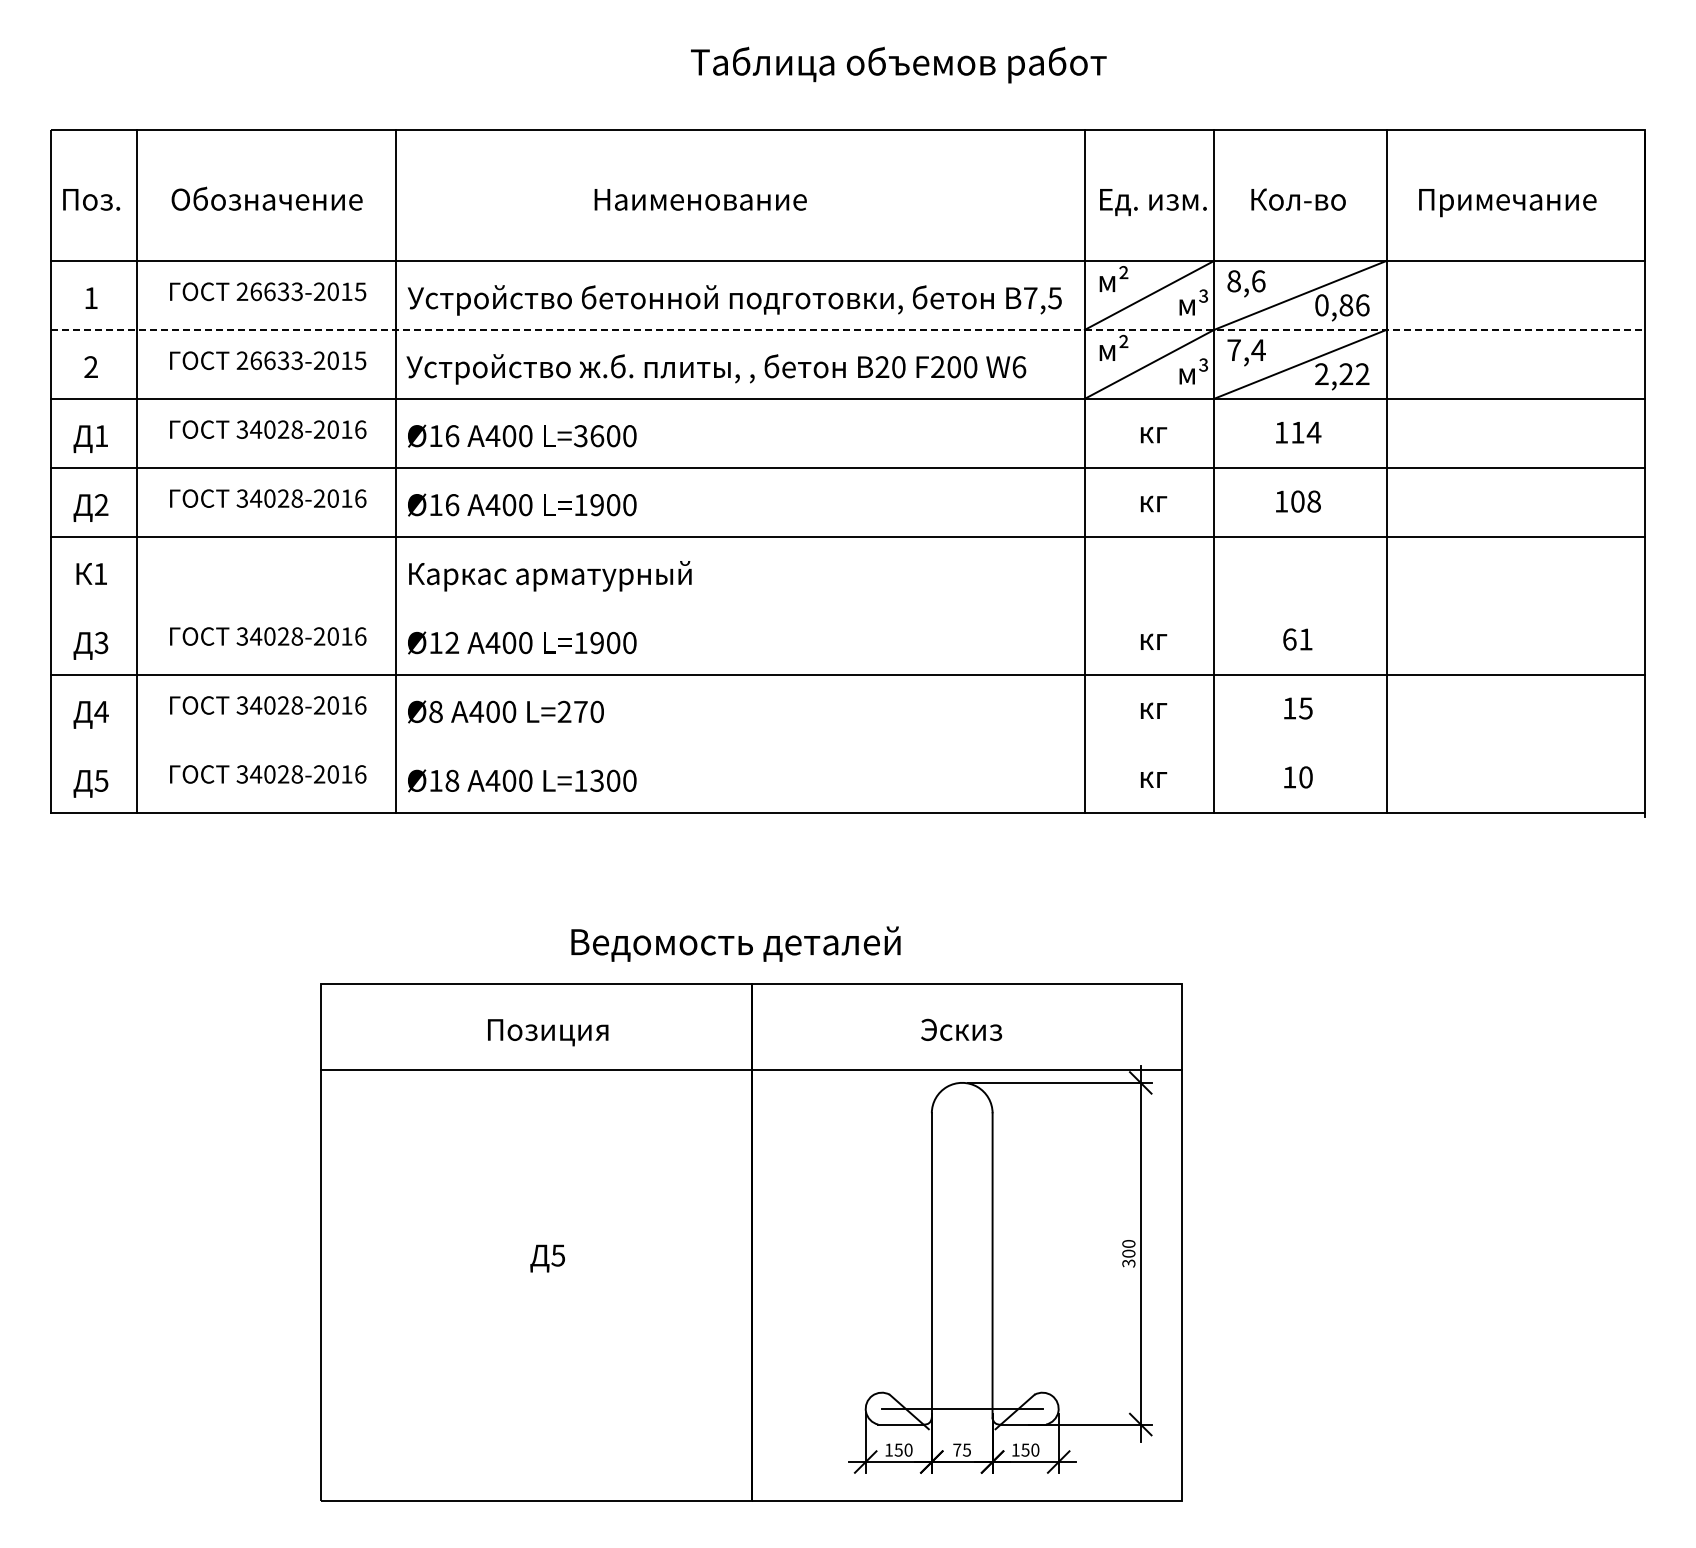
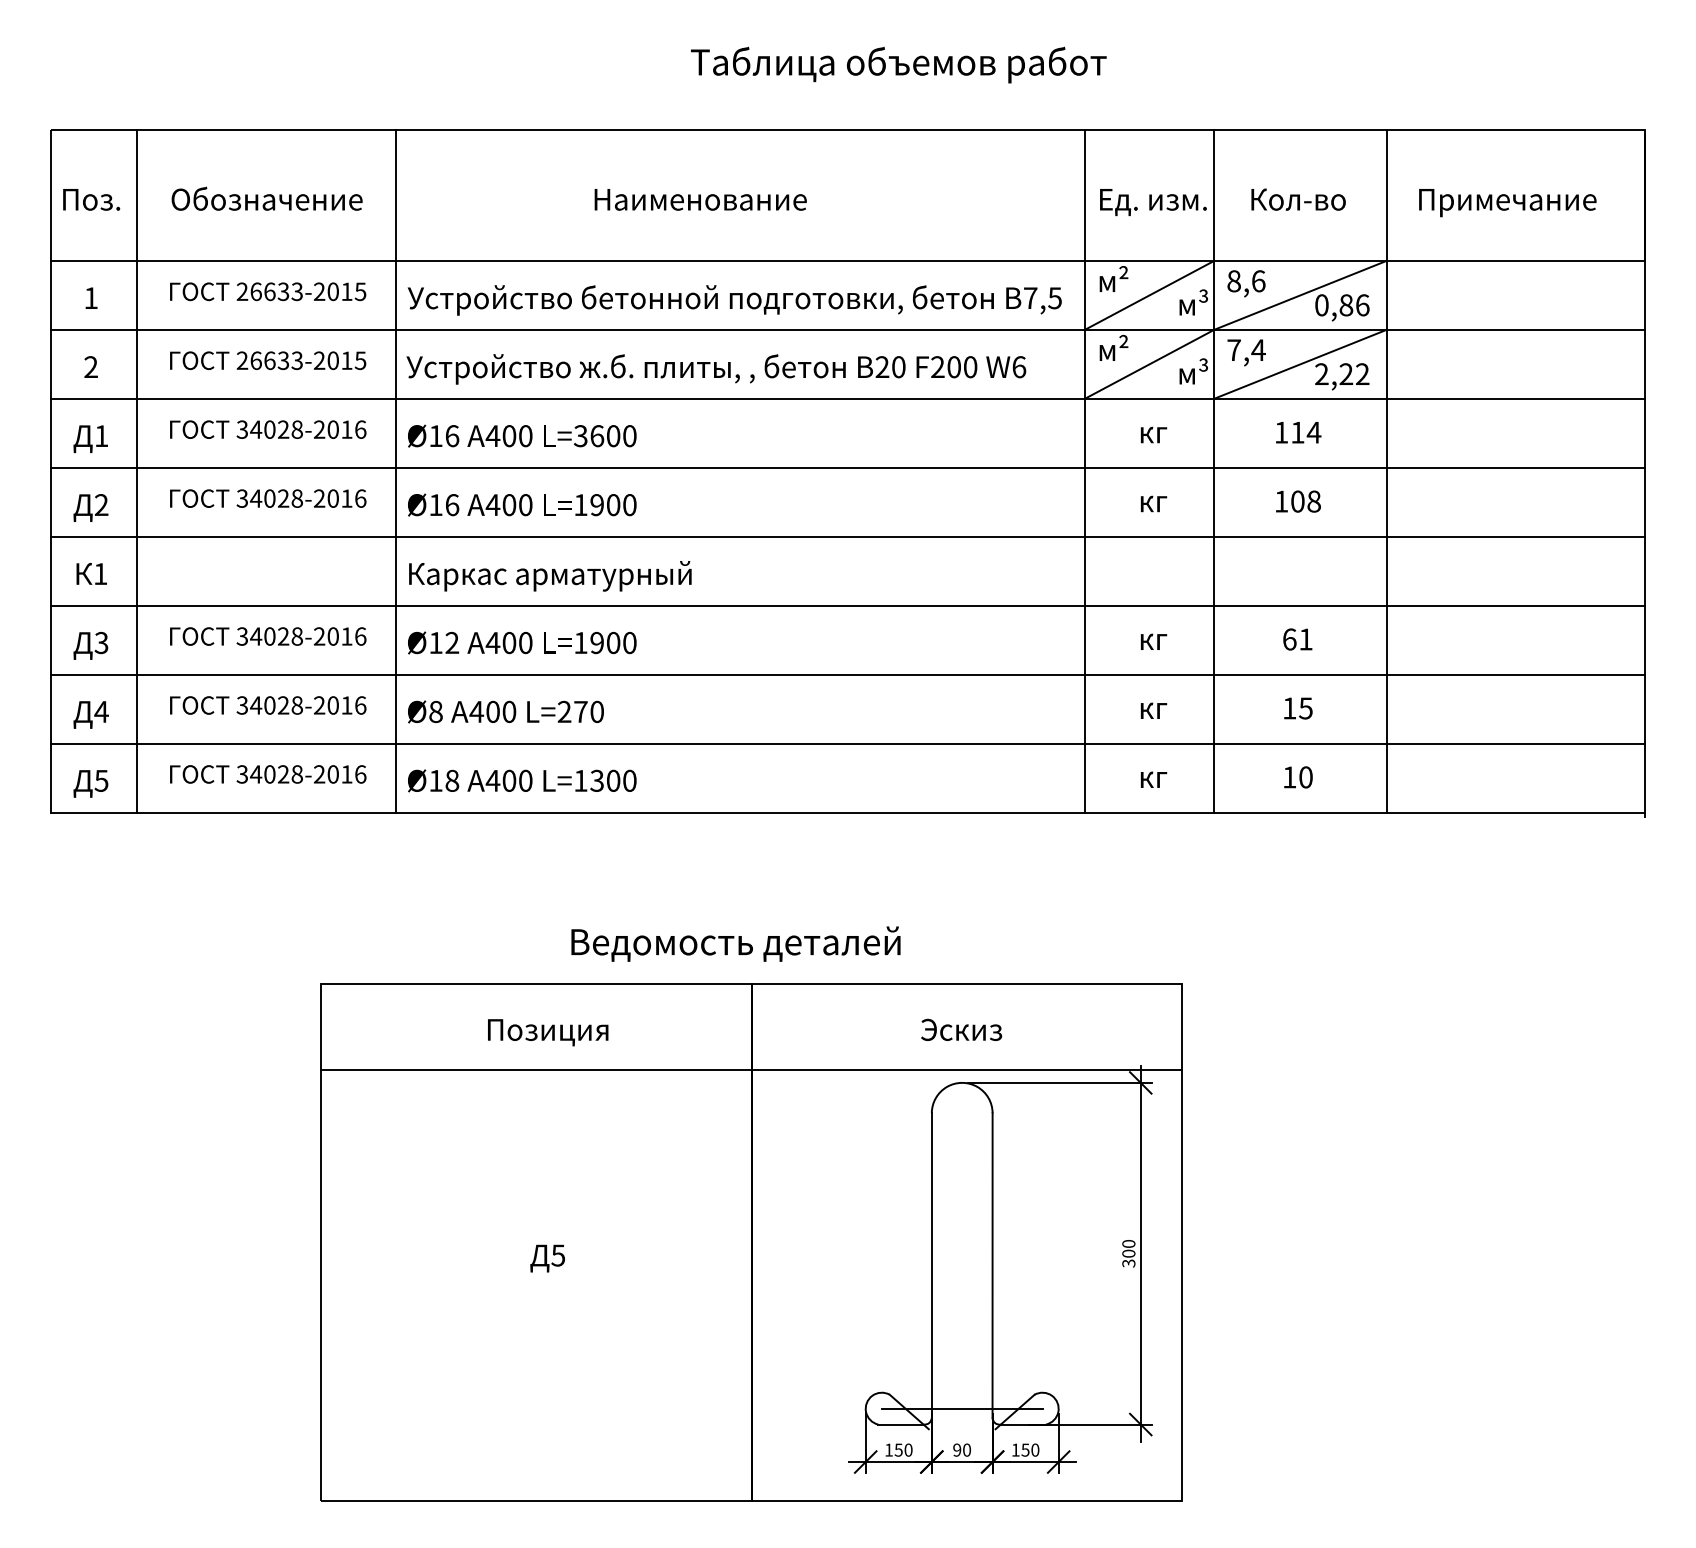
line: dashed -> solid (848, 329)
line: none -> present (847, 605)
line: none -> present (847, 743)
text: 75 -> 90 (962, 1449)
